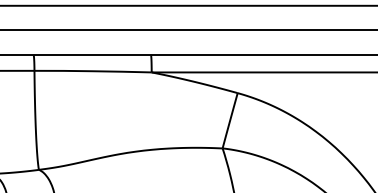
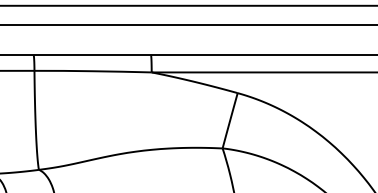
line position: (188, 30) -> (188, 25) (188, 25)
